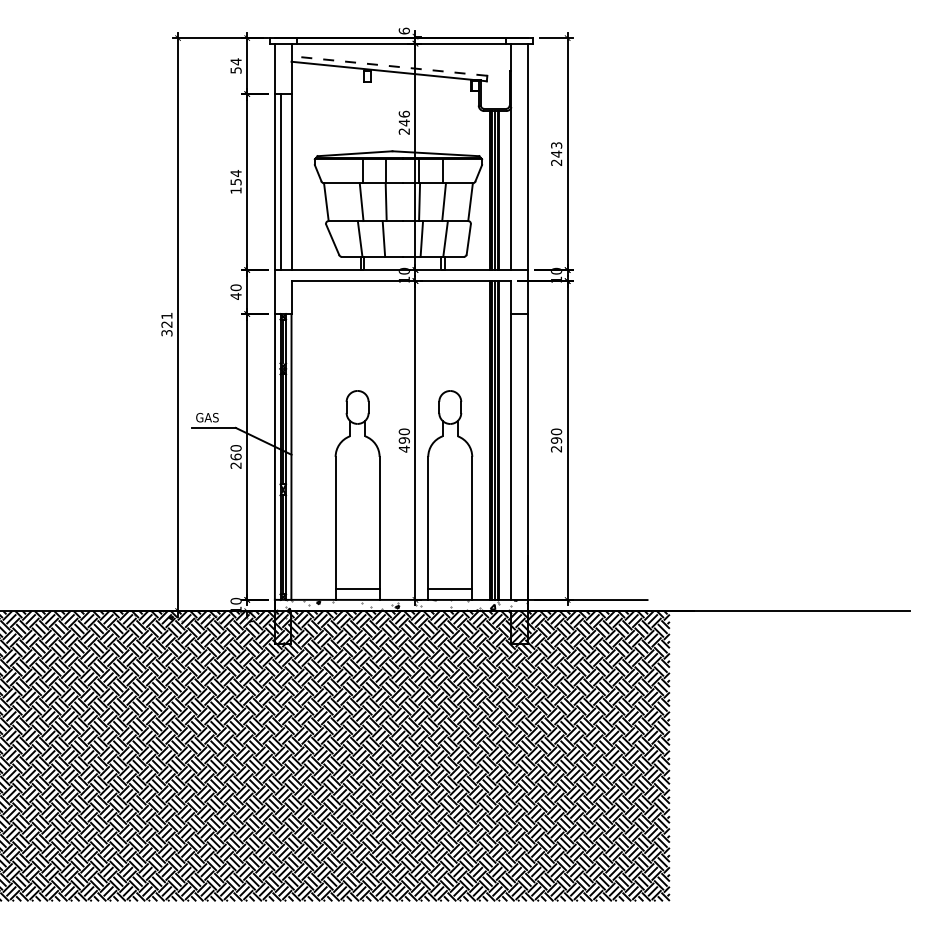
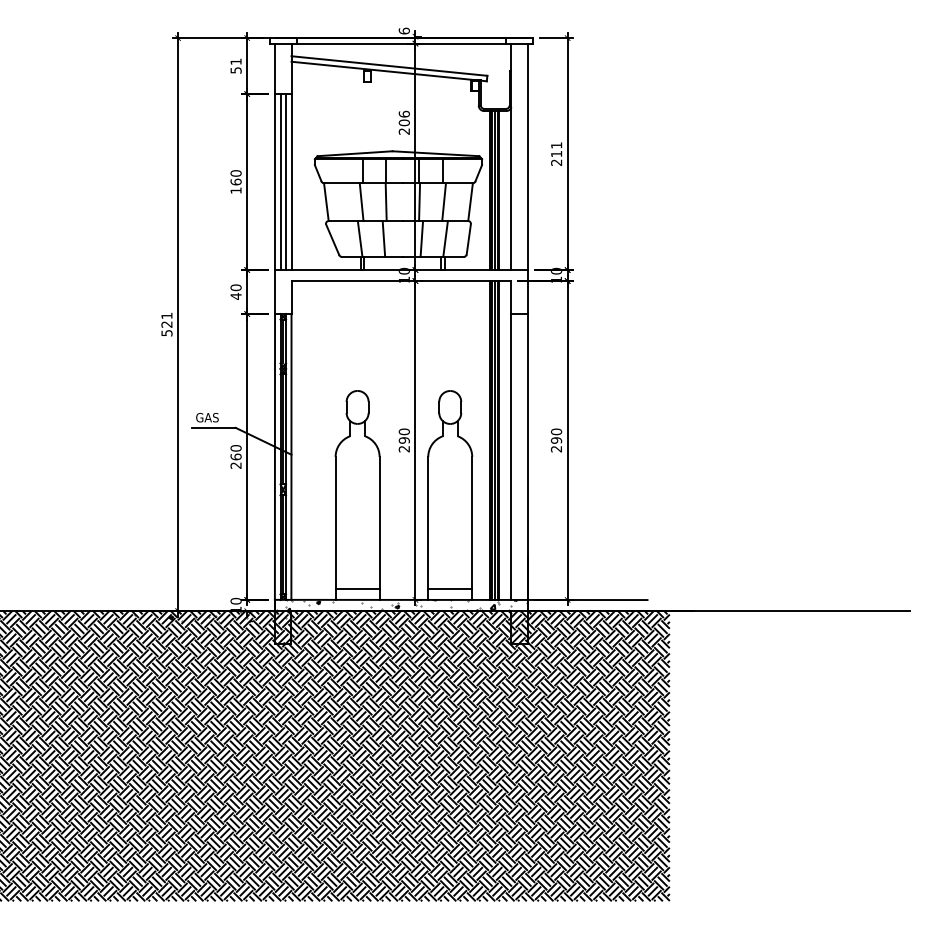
text: 54 -> 51 (235, 61)
line: dashed -> solid (388, 65)
text: 246 -> 206 (403, 122)
text: 243 -> 211 (556, 149)
text: 154 -> 160 (235, 177)
line: none -> present (286, 182)
text: 321 -> 521 (166, 333)
text: 490 -> 290 (403, 448)
